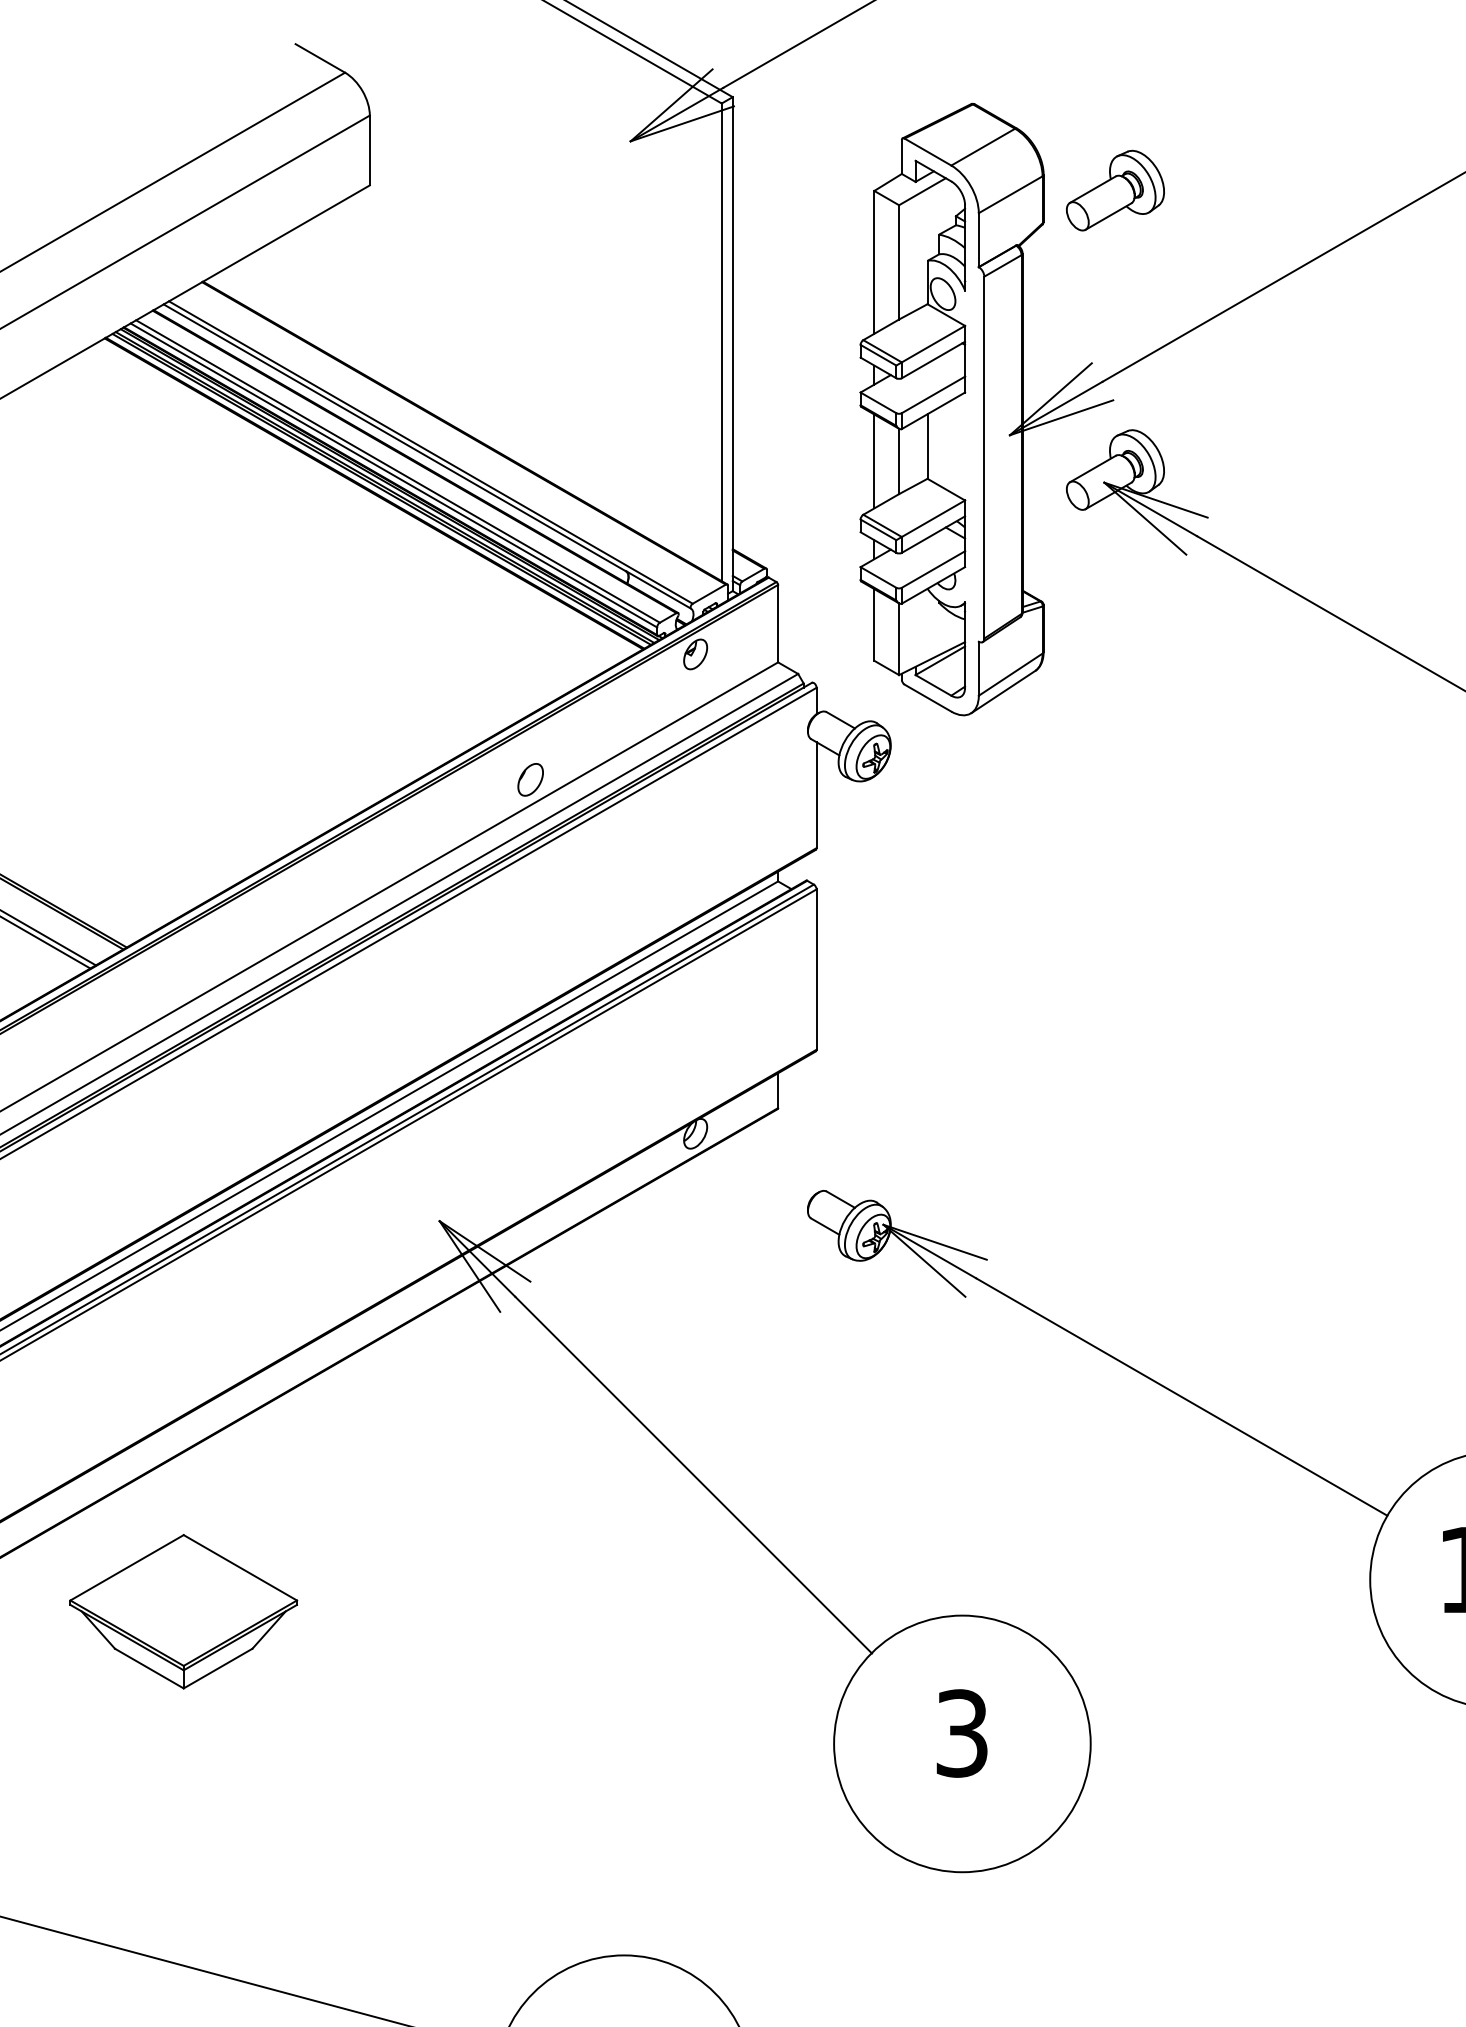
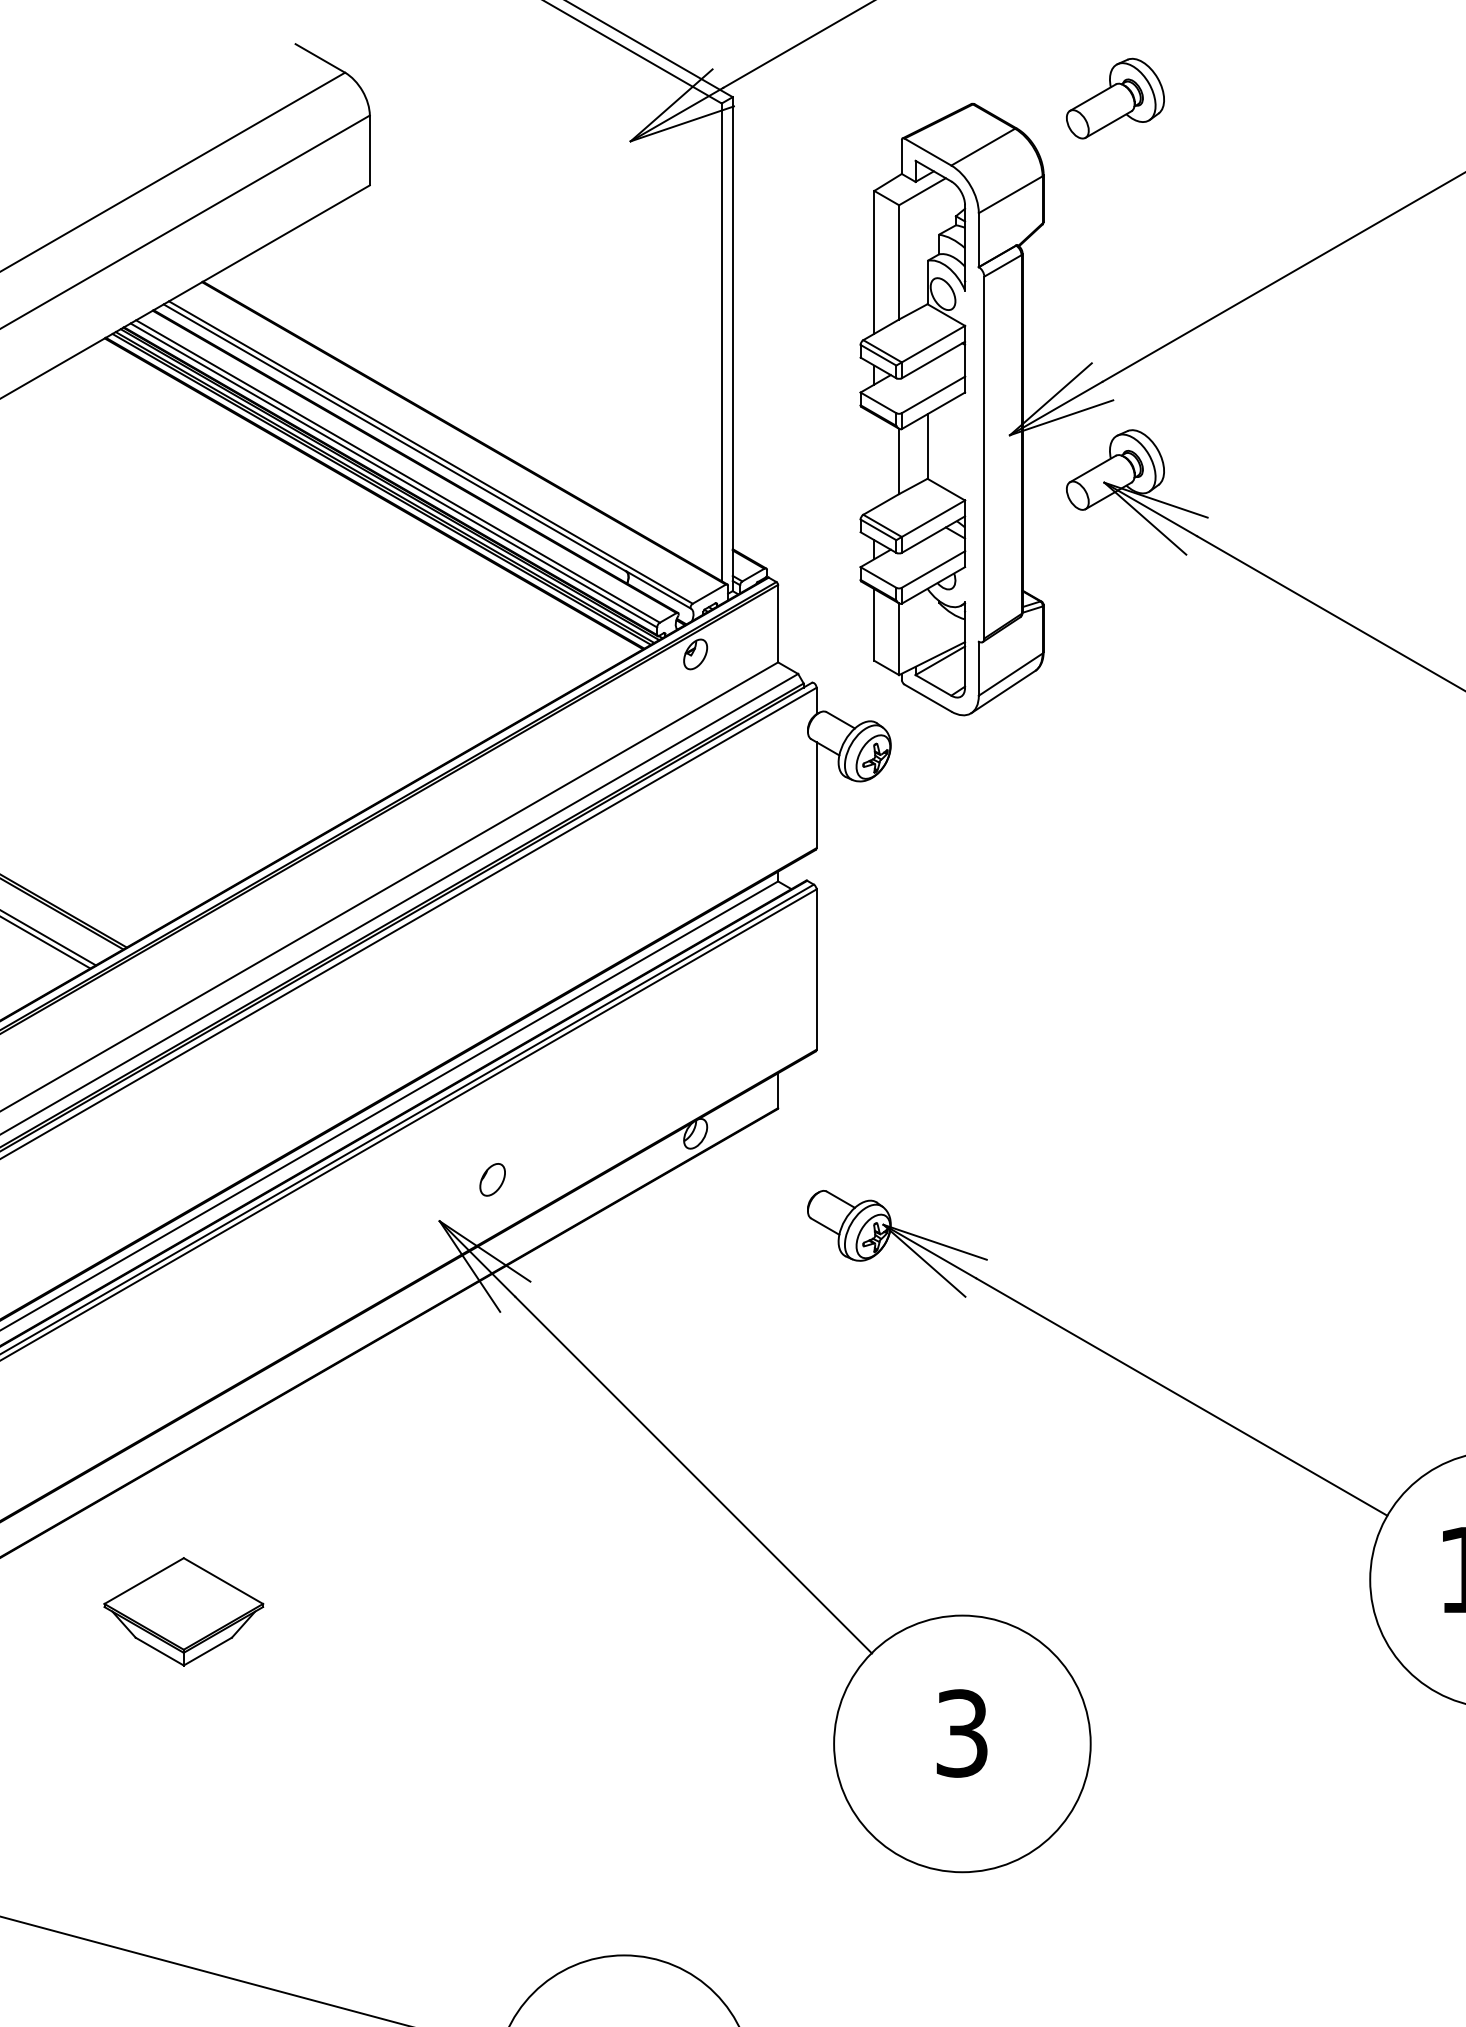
part position: (1115, 190) -> (1115, 98) (1115, 98)
line: present -> none (874, 461)
part position: (530, 779) -> (492, 1179) (492, 1179)
part size: 230x156 px -> 162x110 px (183, 1611)
